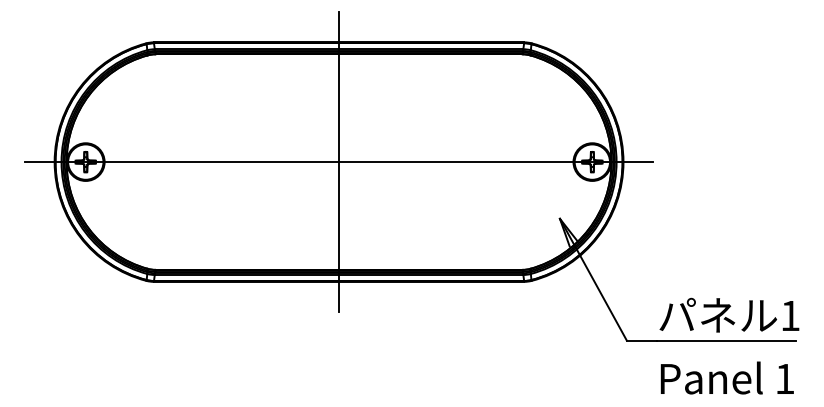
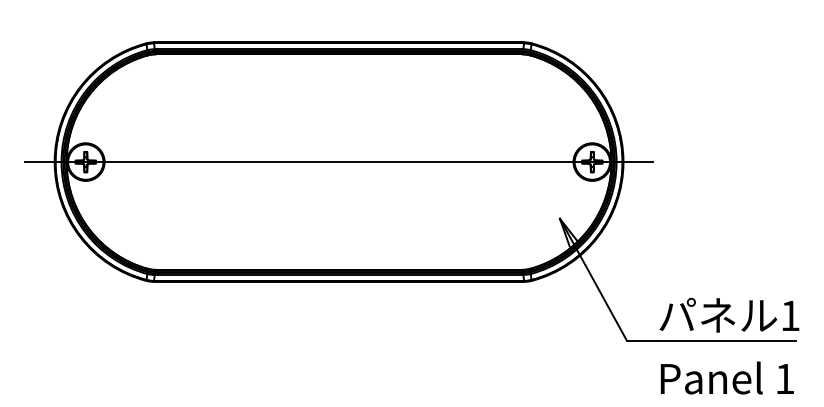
line: present -> none (339, 161)
